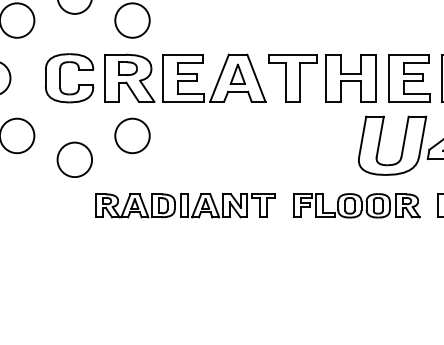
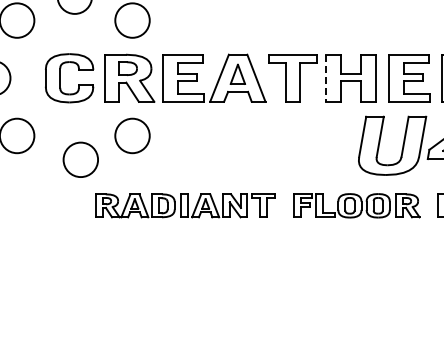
line: solid -> dashed (326, 78)
circle position: (74, 159) -> (80, 159) (80, 159)
